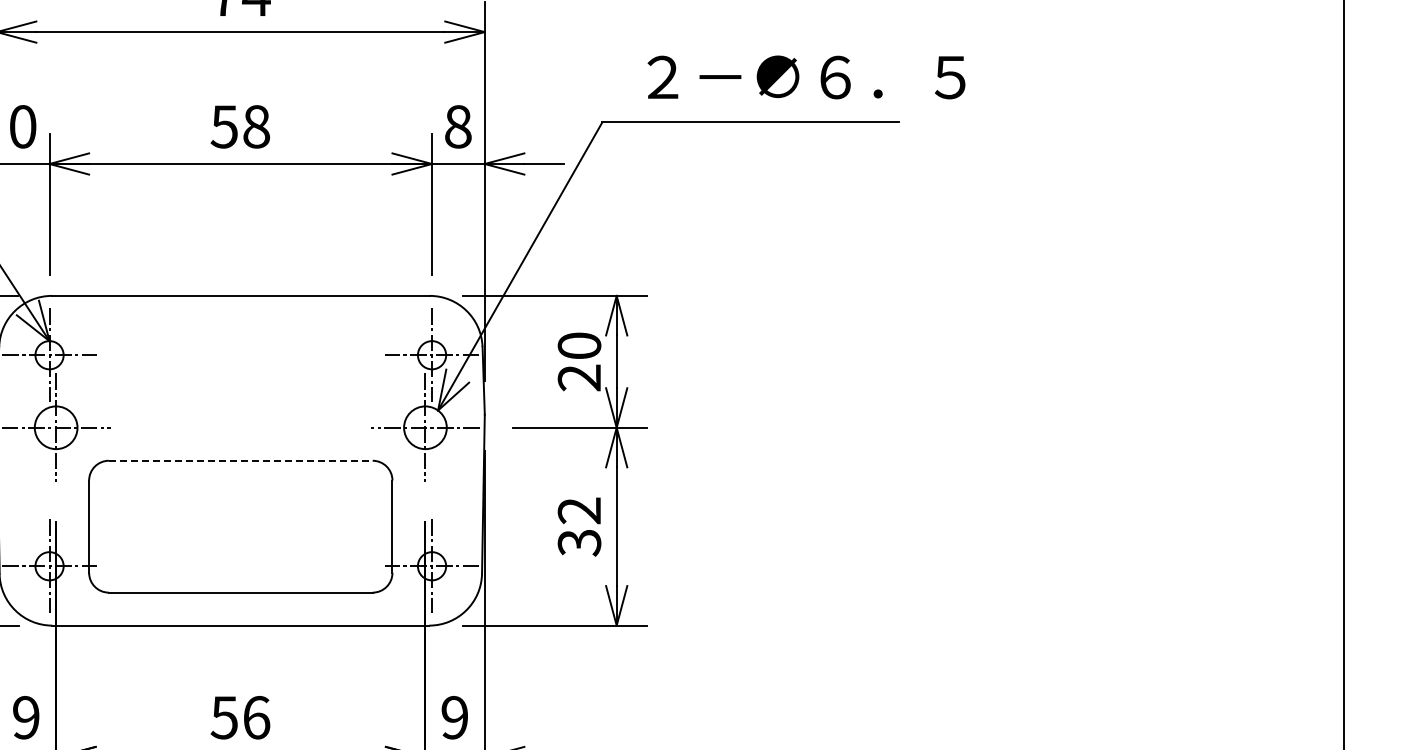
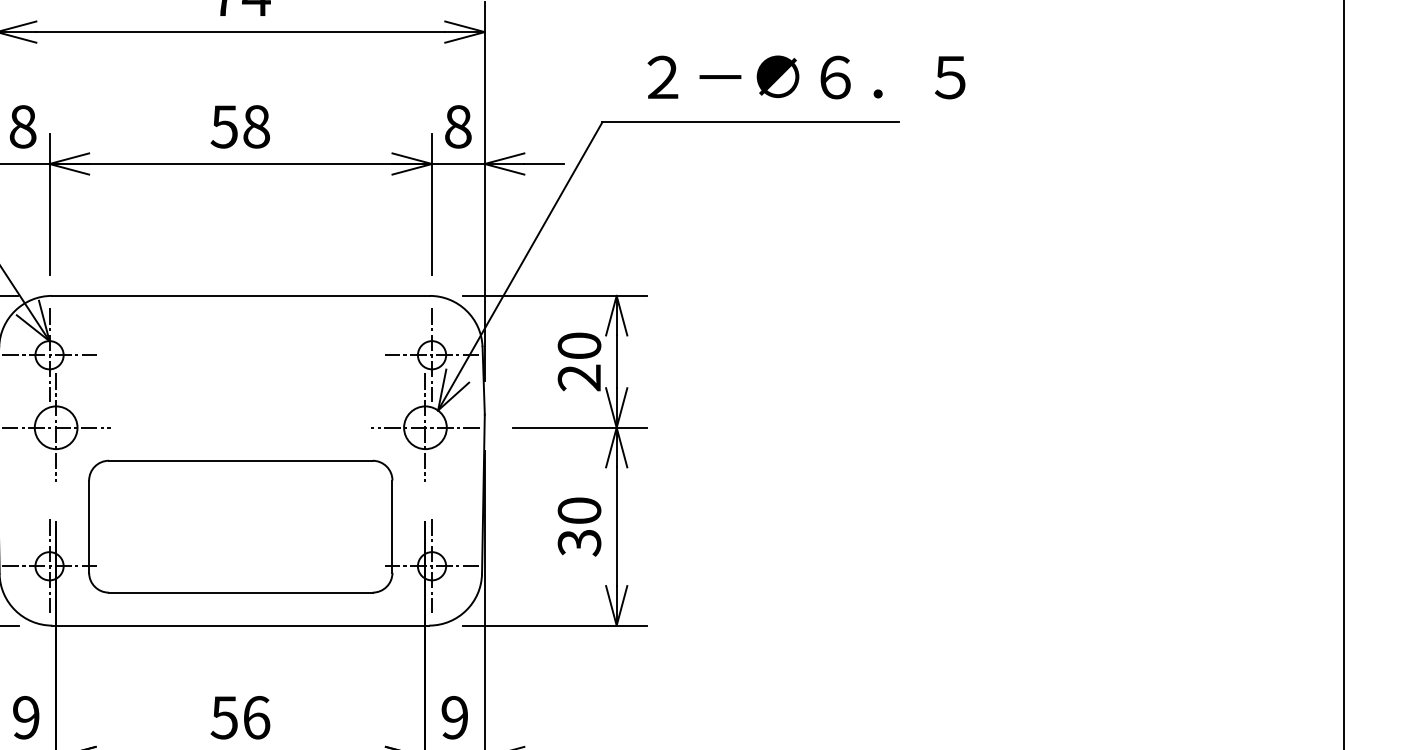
text: 0 -> 8 (22, 126)
line: dashed -> solid (240, 460)
text: 32 -> 30 (579, 510)
